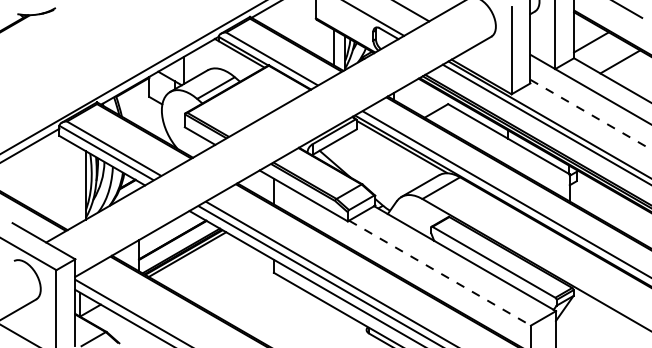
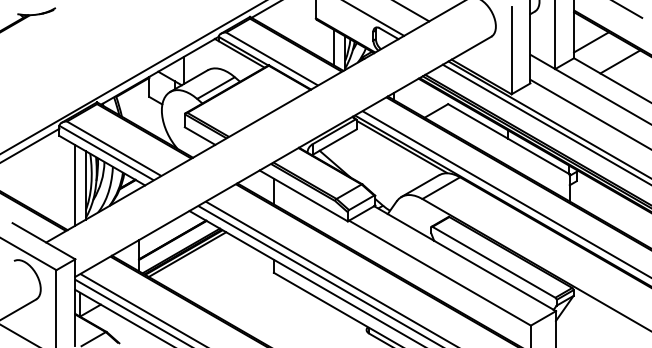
line: dashed -> solid (590, 114)
line: none -> present (74, 185)
line: dashed -> solid (440, 273)
line: none -> present (141, 309)
